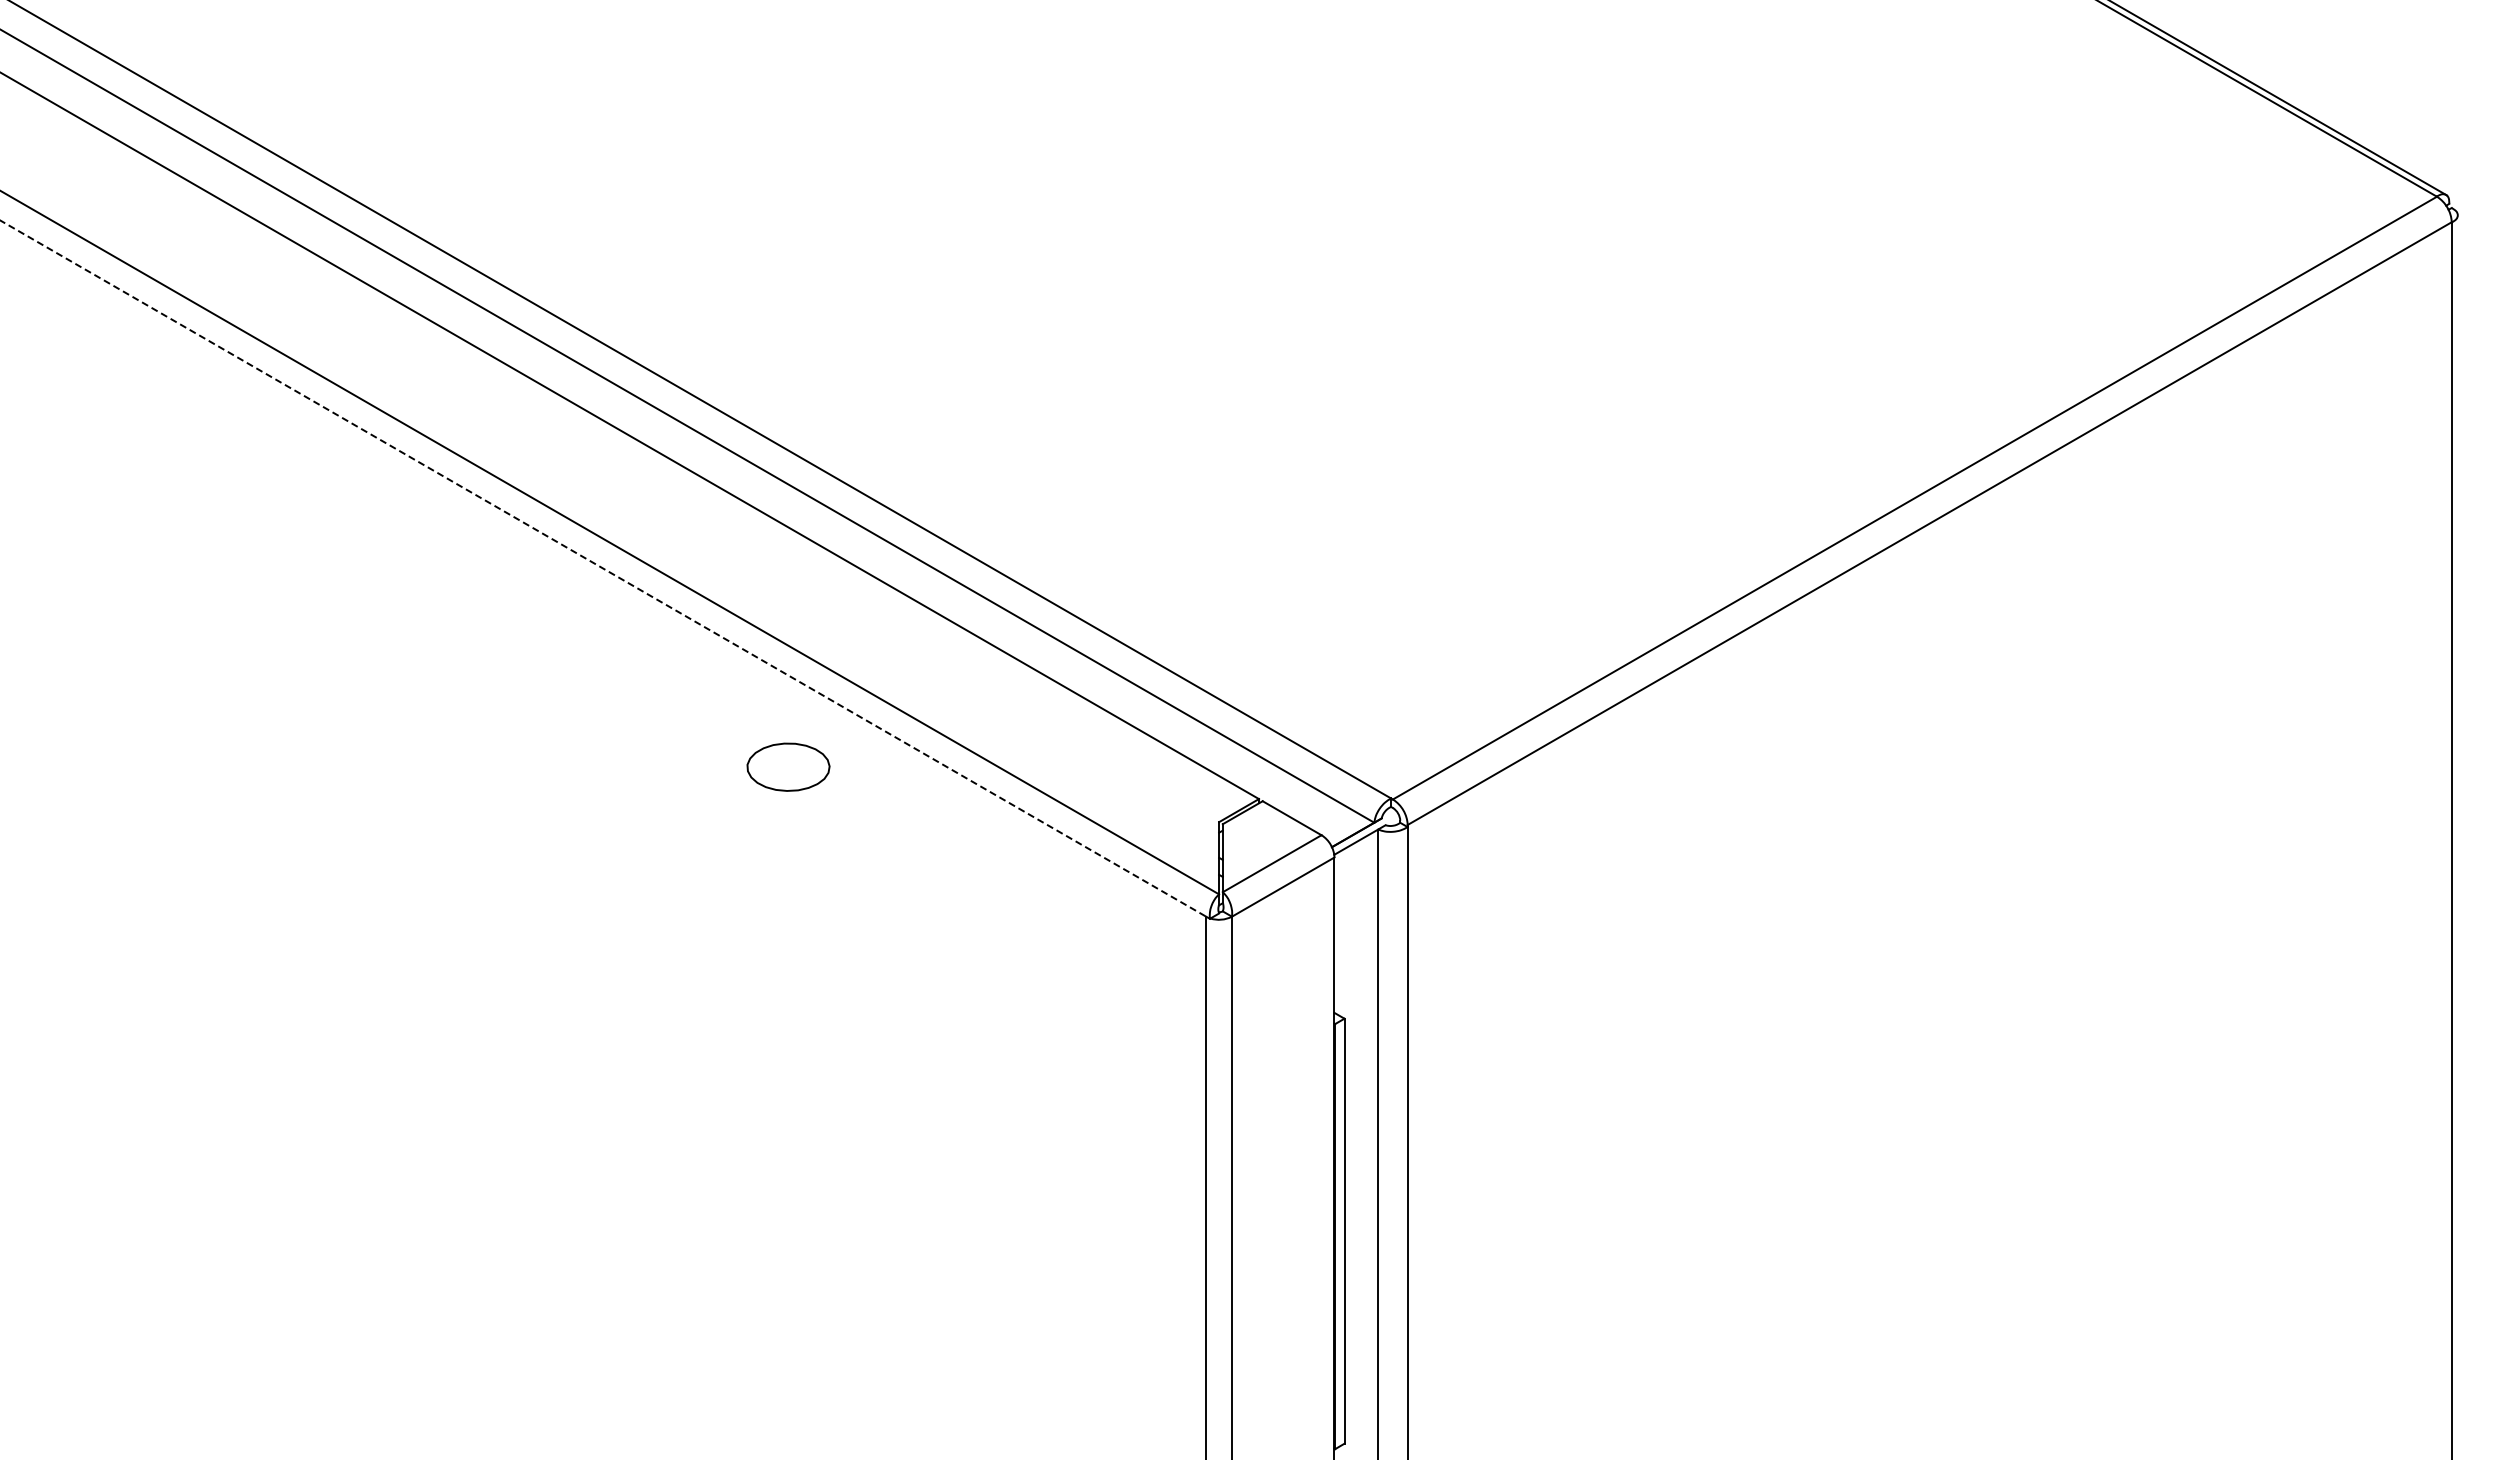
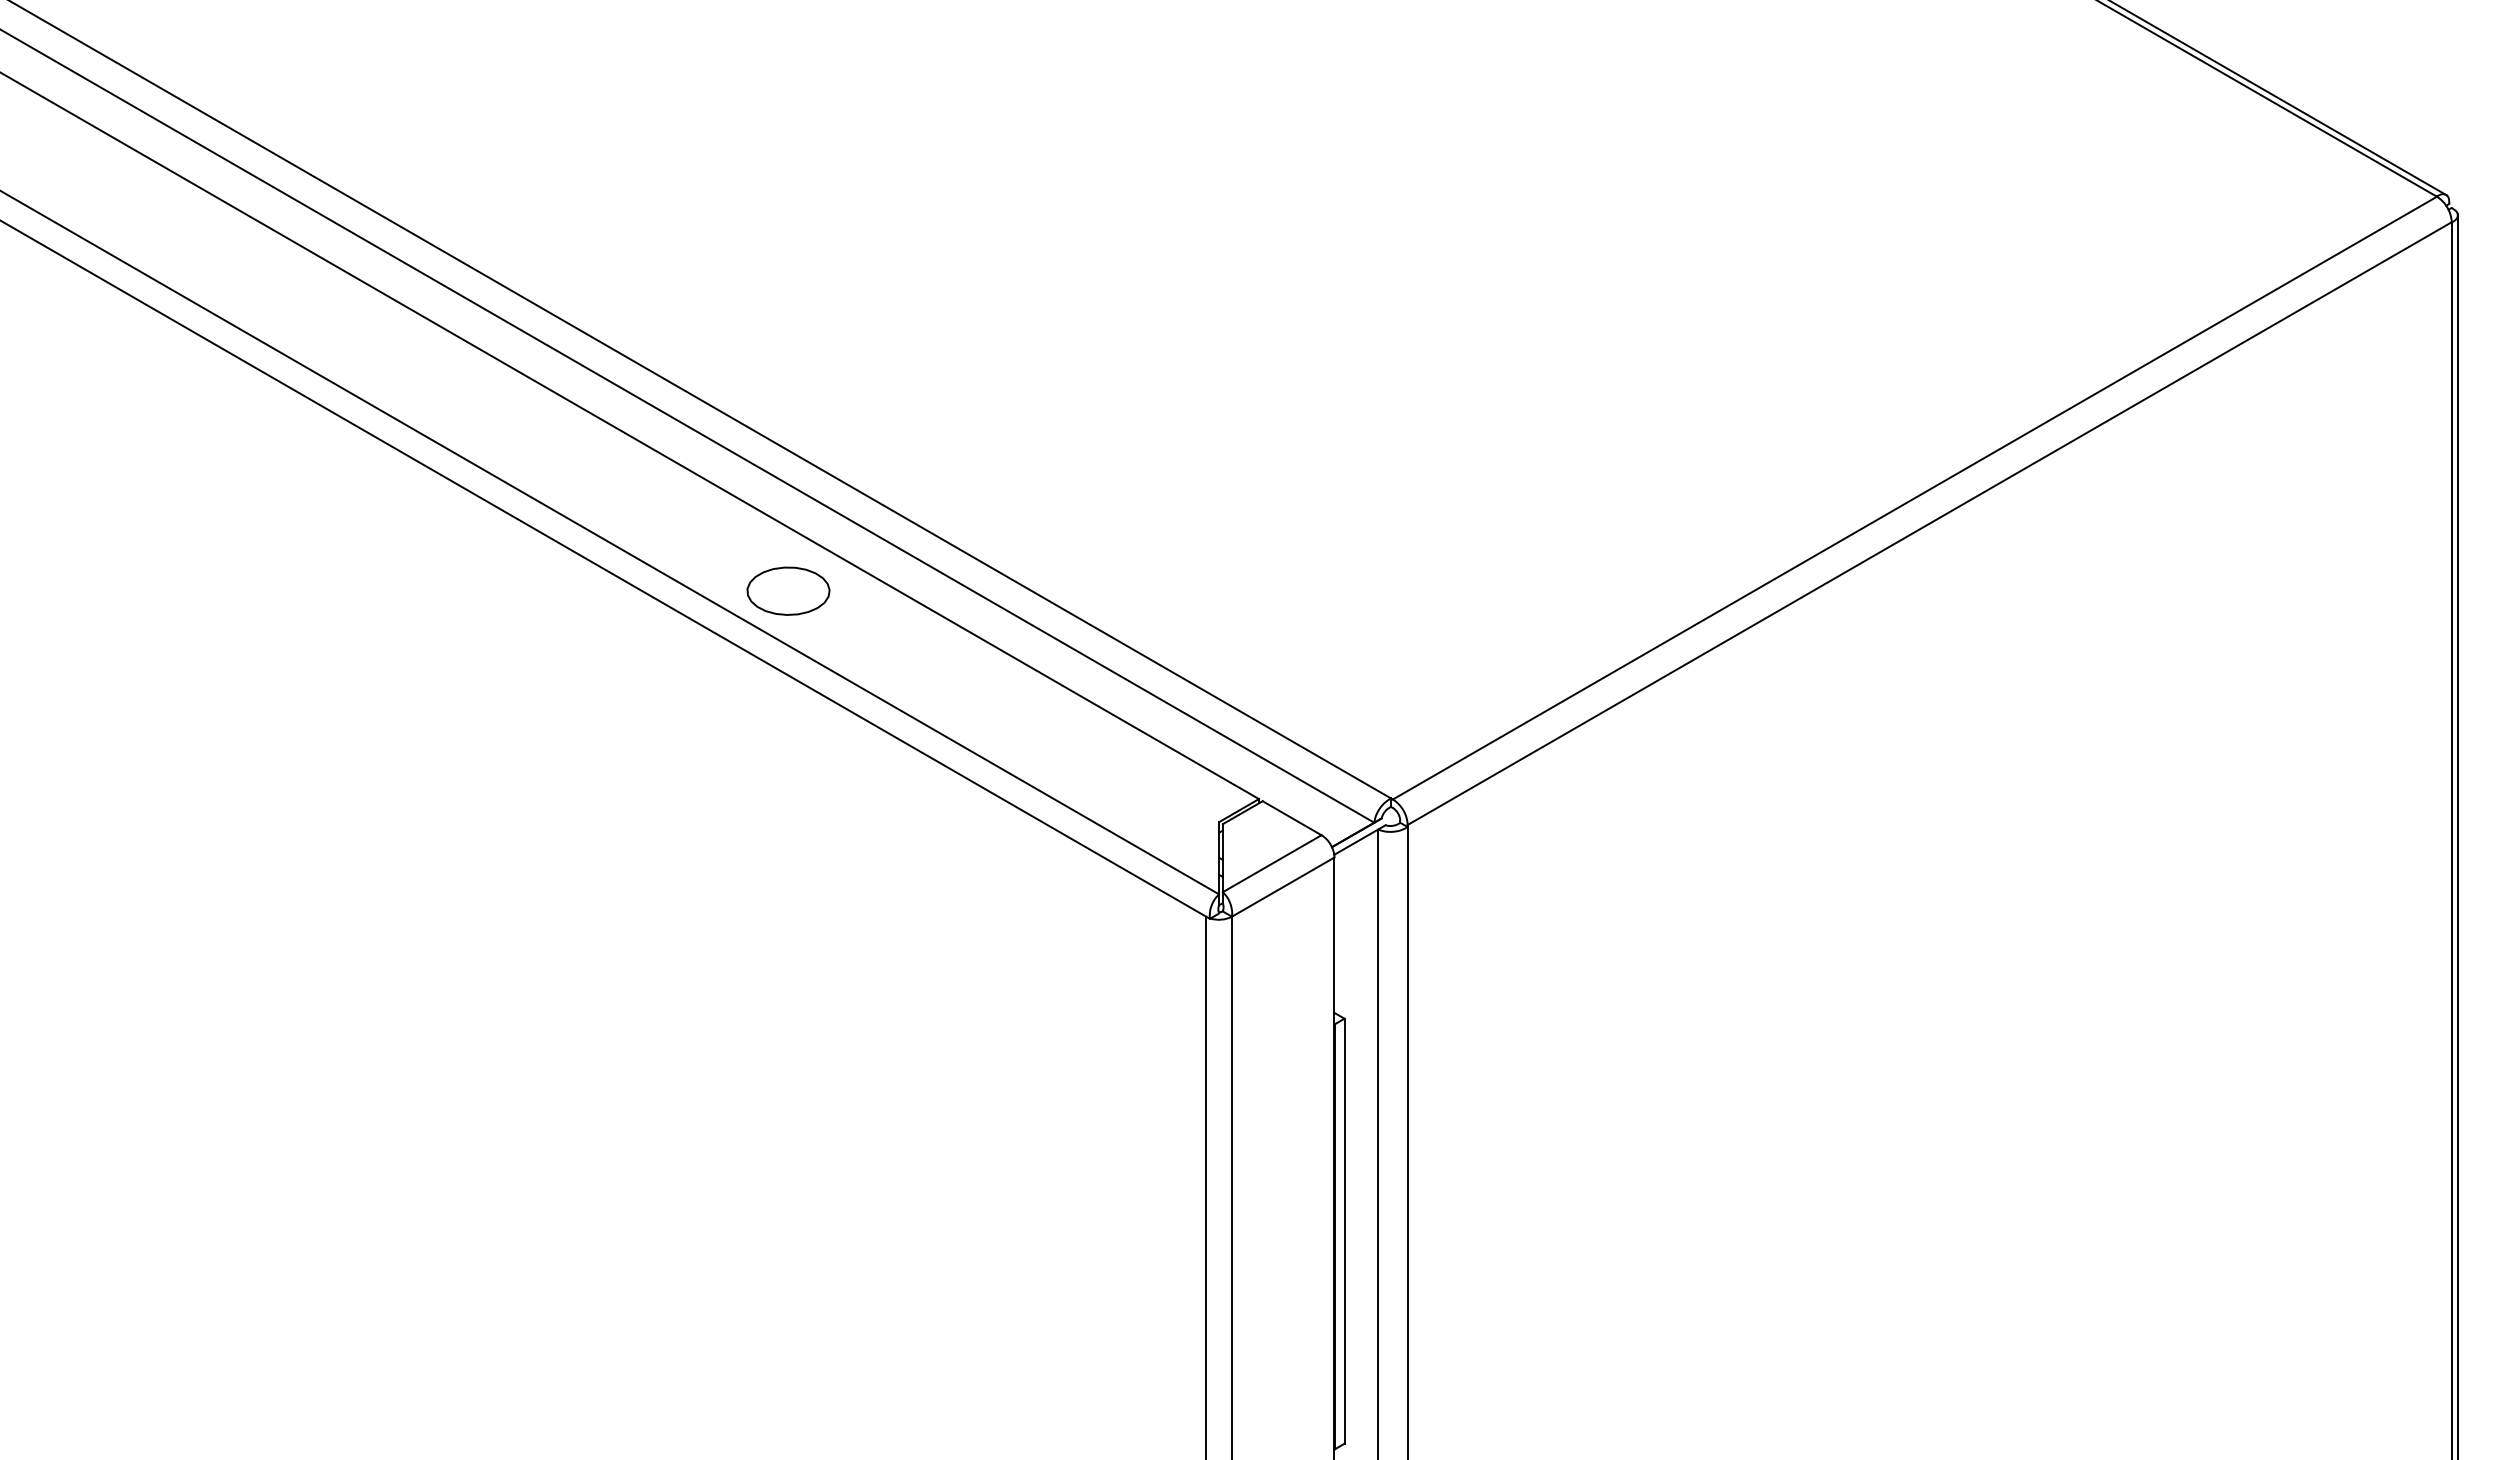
line: dashed -> solid (603, 568)
part position: (788, 766) -> (788, 590) (788, 590)
line: none -> present (2457, 835)
